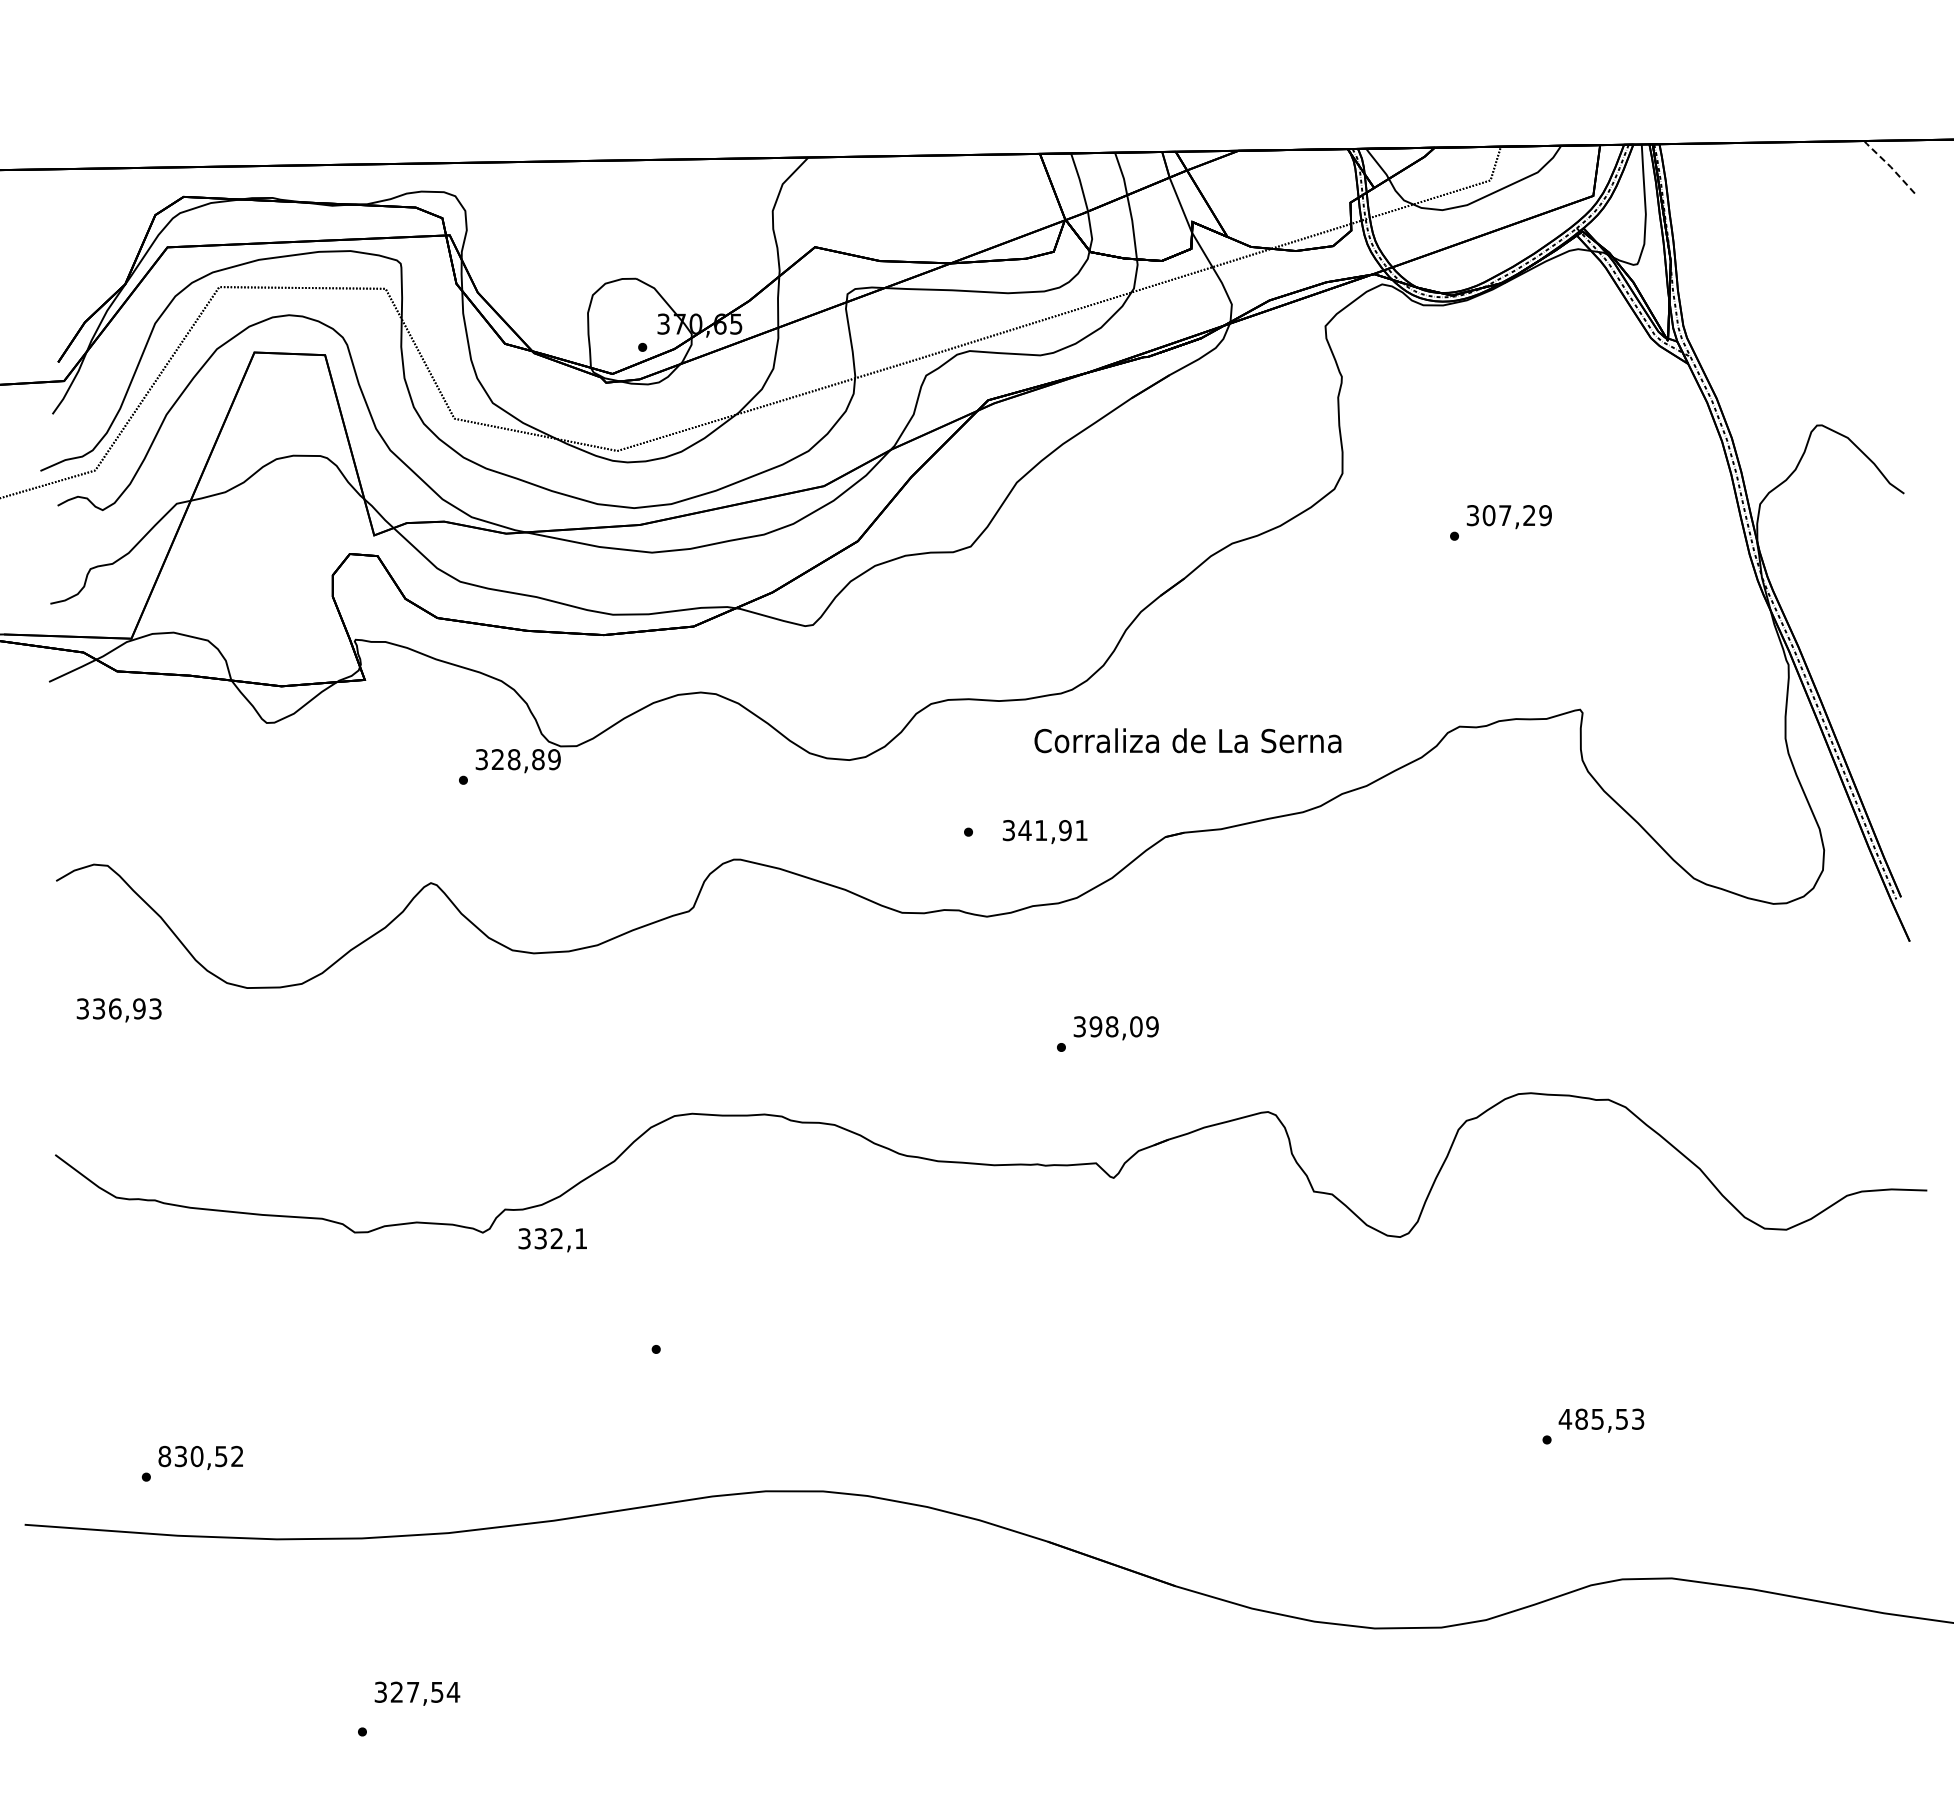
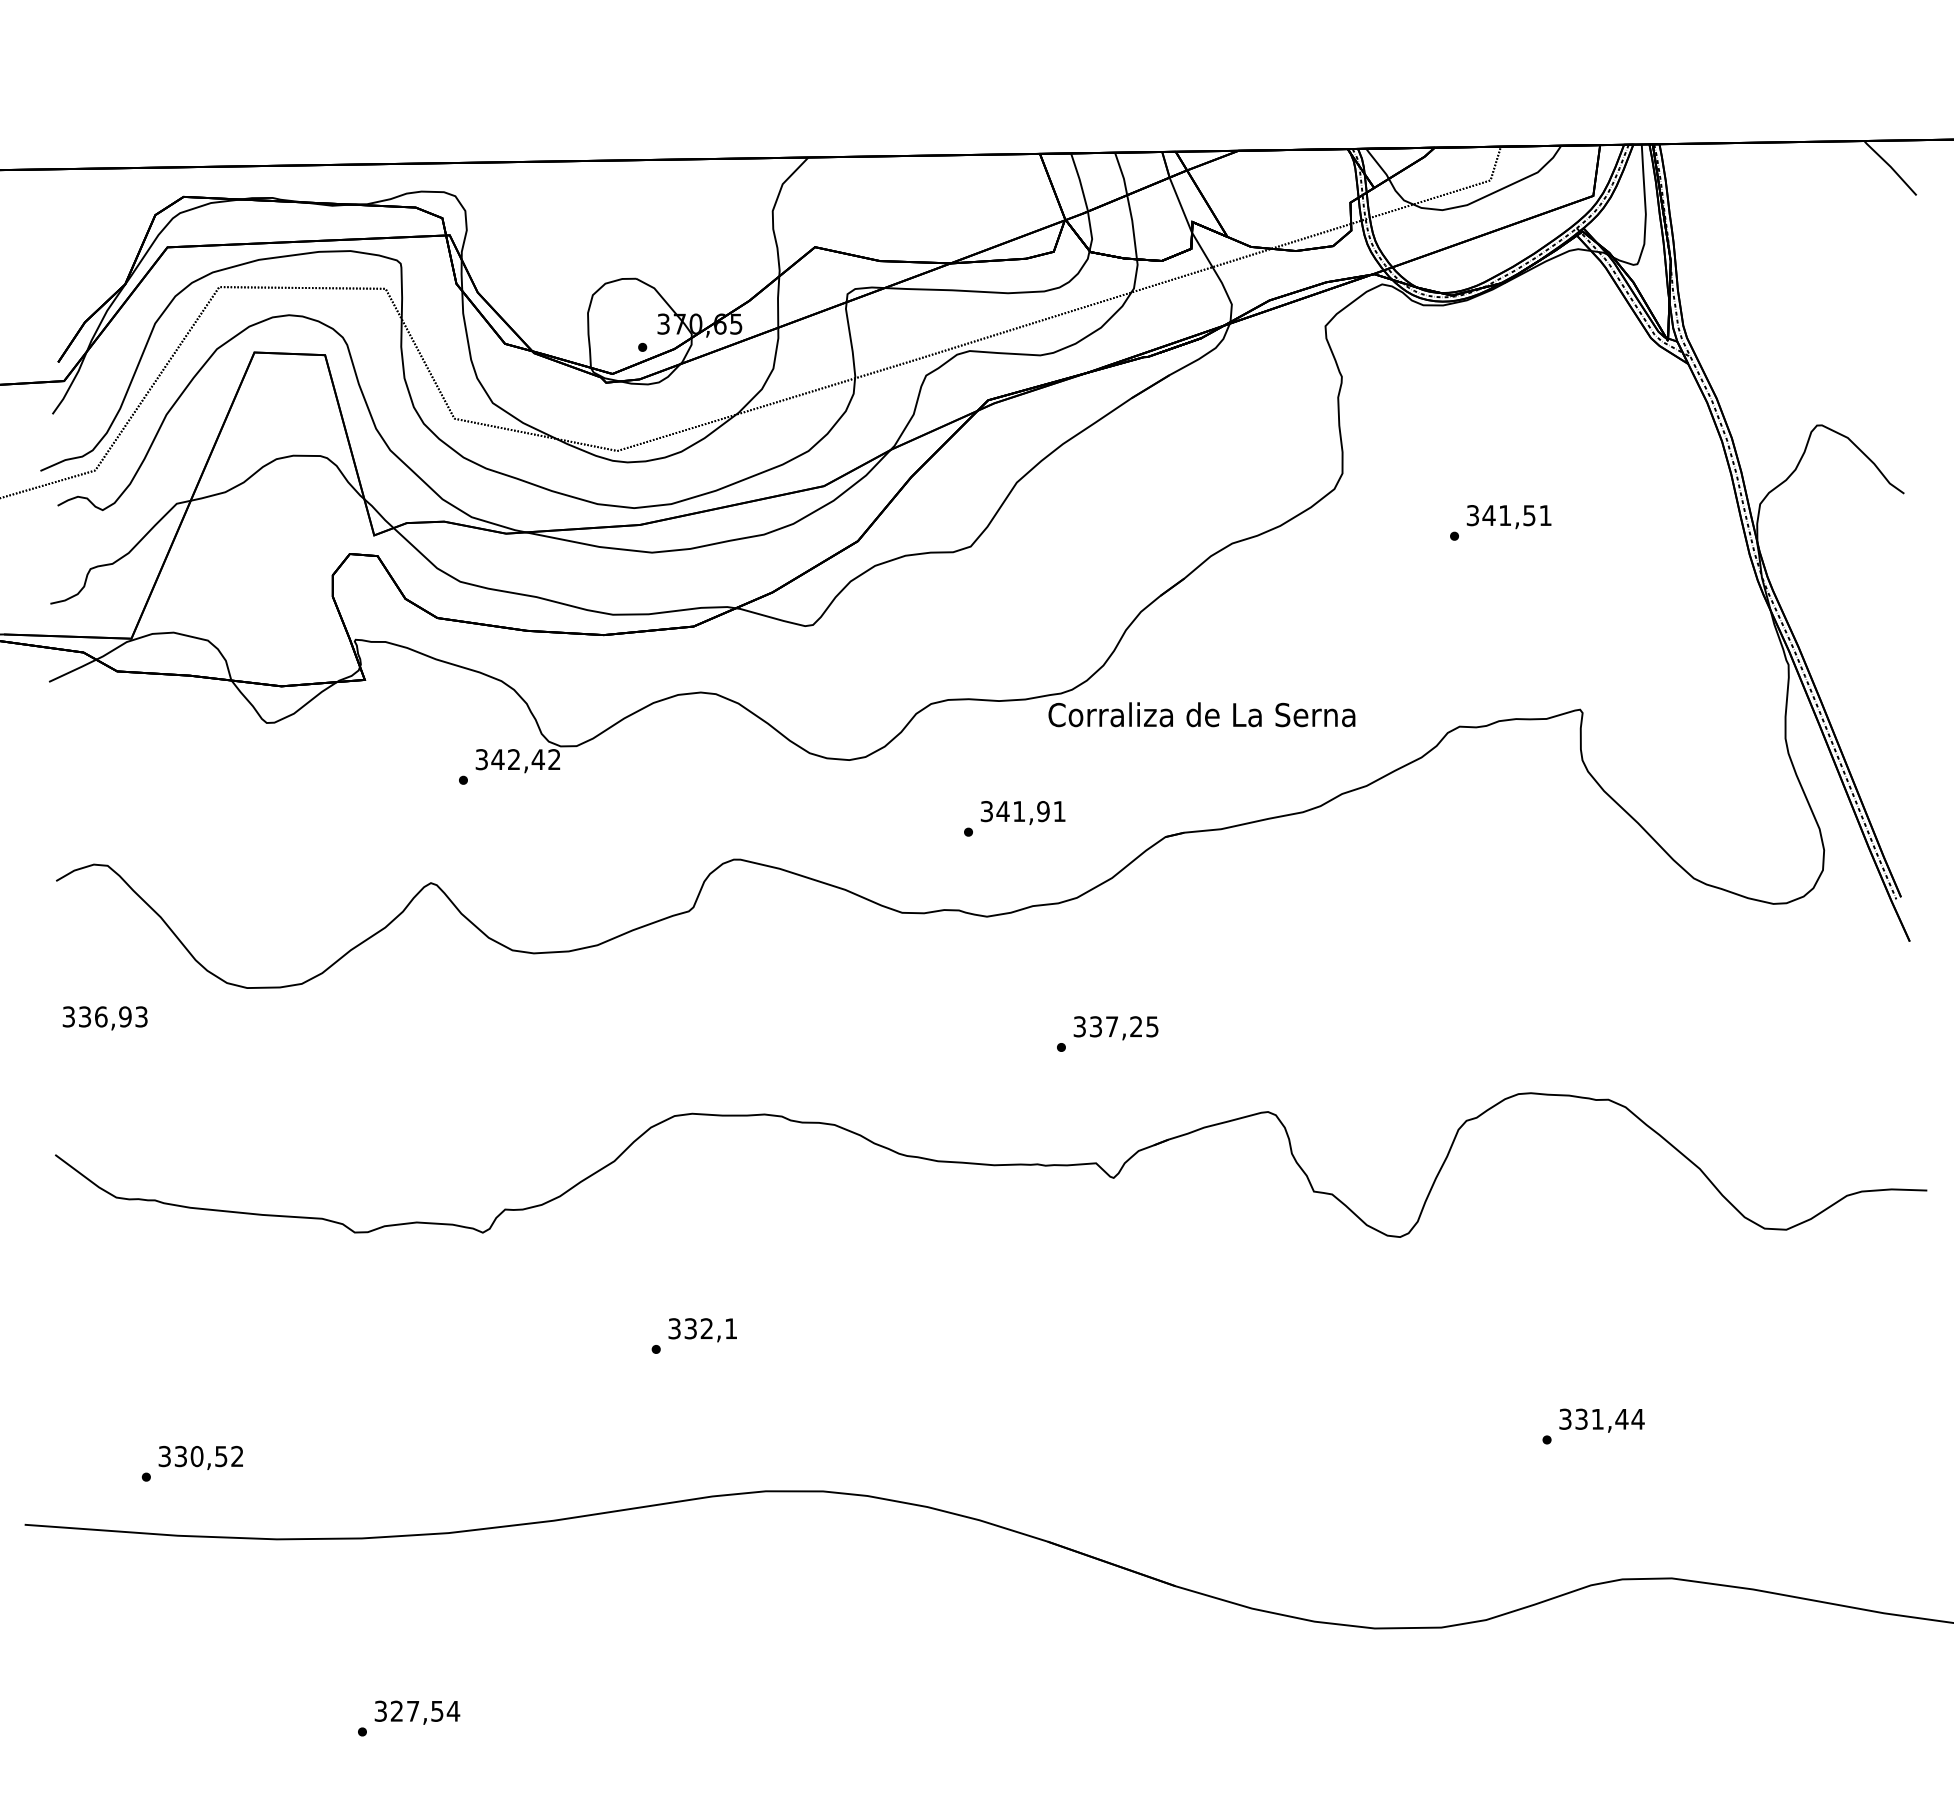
line: dashed -> solid (1890, 166)
text: 307,29 -> 341,51 (1516, 515)
text position: (1187, 740) -> (1201, 714) (1201, 714)
text: 328,89 -> 342,42 (525, 759)
text position: (1044, 832) -> (1022, 813) (1022, 813)
text position: (118, 1010) -> (104, 1018) (104, 1018)
text: 398,09 -> 337,25 (1123, 1026)
text position: (552, 1240) -> (702, 1330) (702, 1330)
text: 485,53 -> 331,44 (1601, 1418)
text: 830,52 -> 330,52 (164, 1456)
text position: (417, 1693) -> (417, 1712) (417, 1712)
